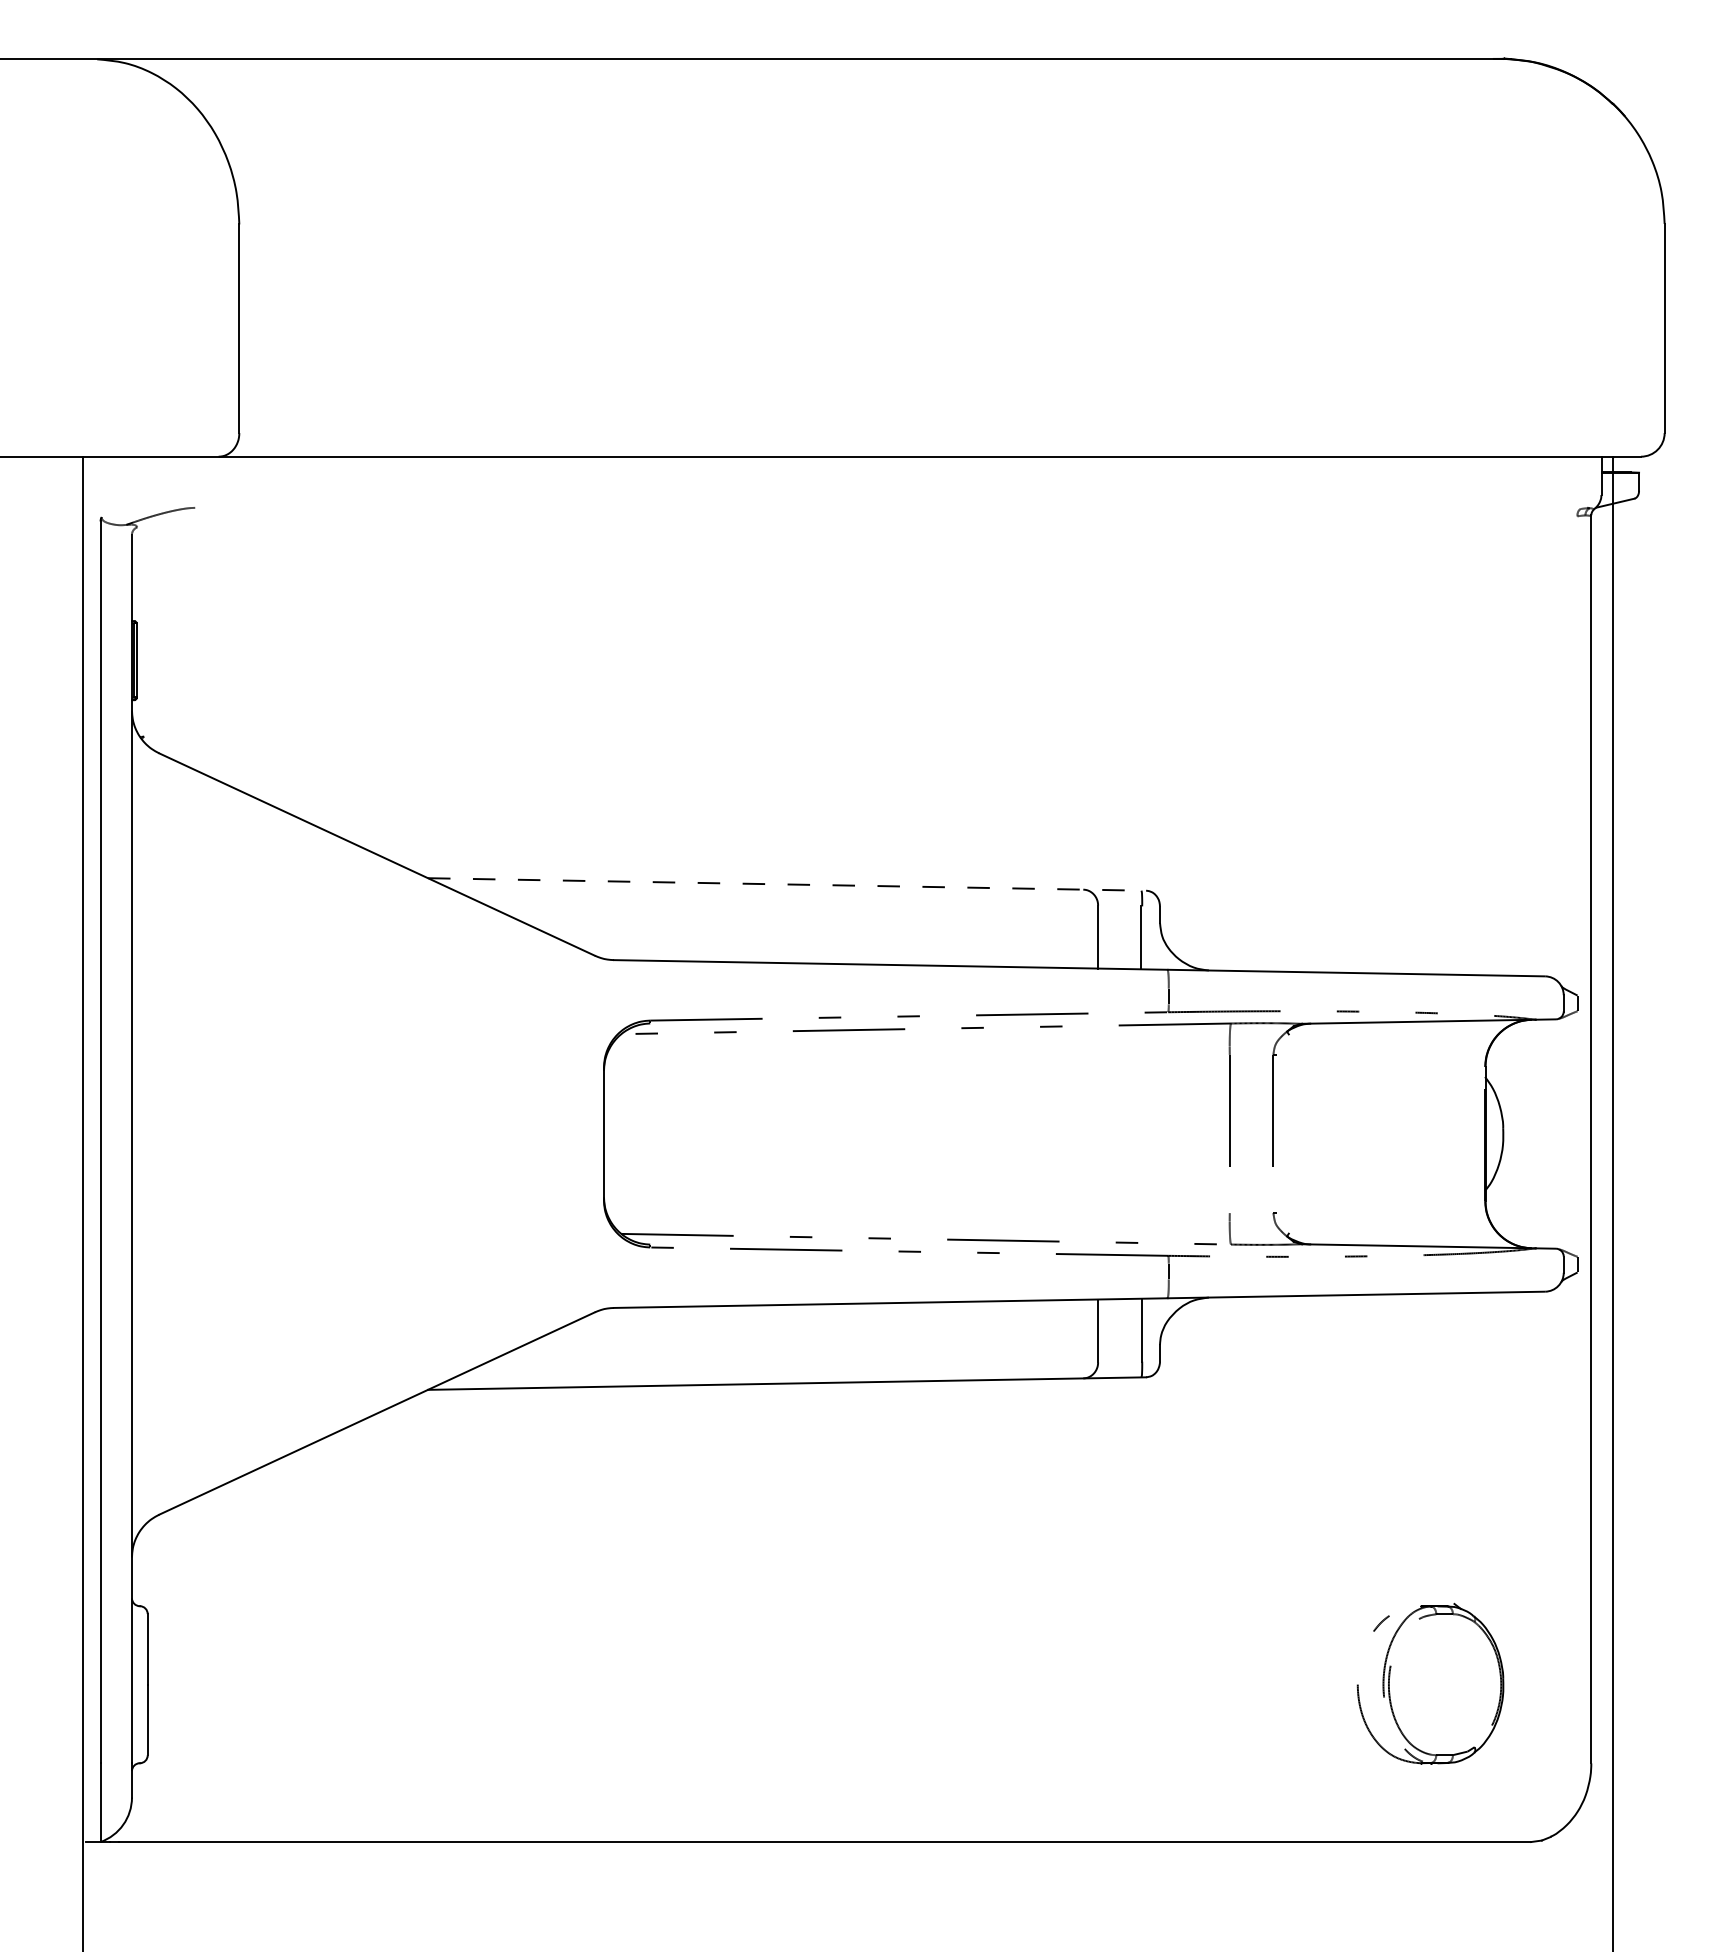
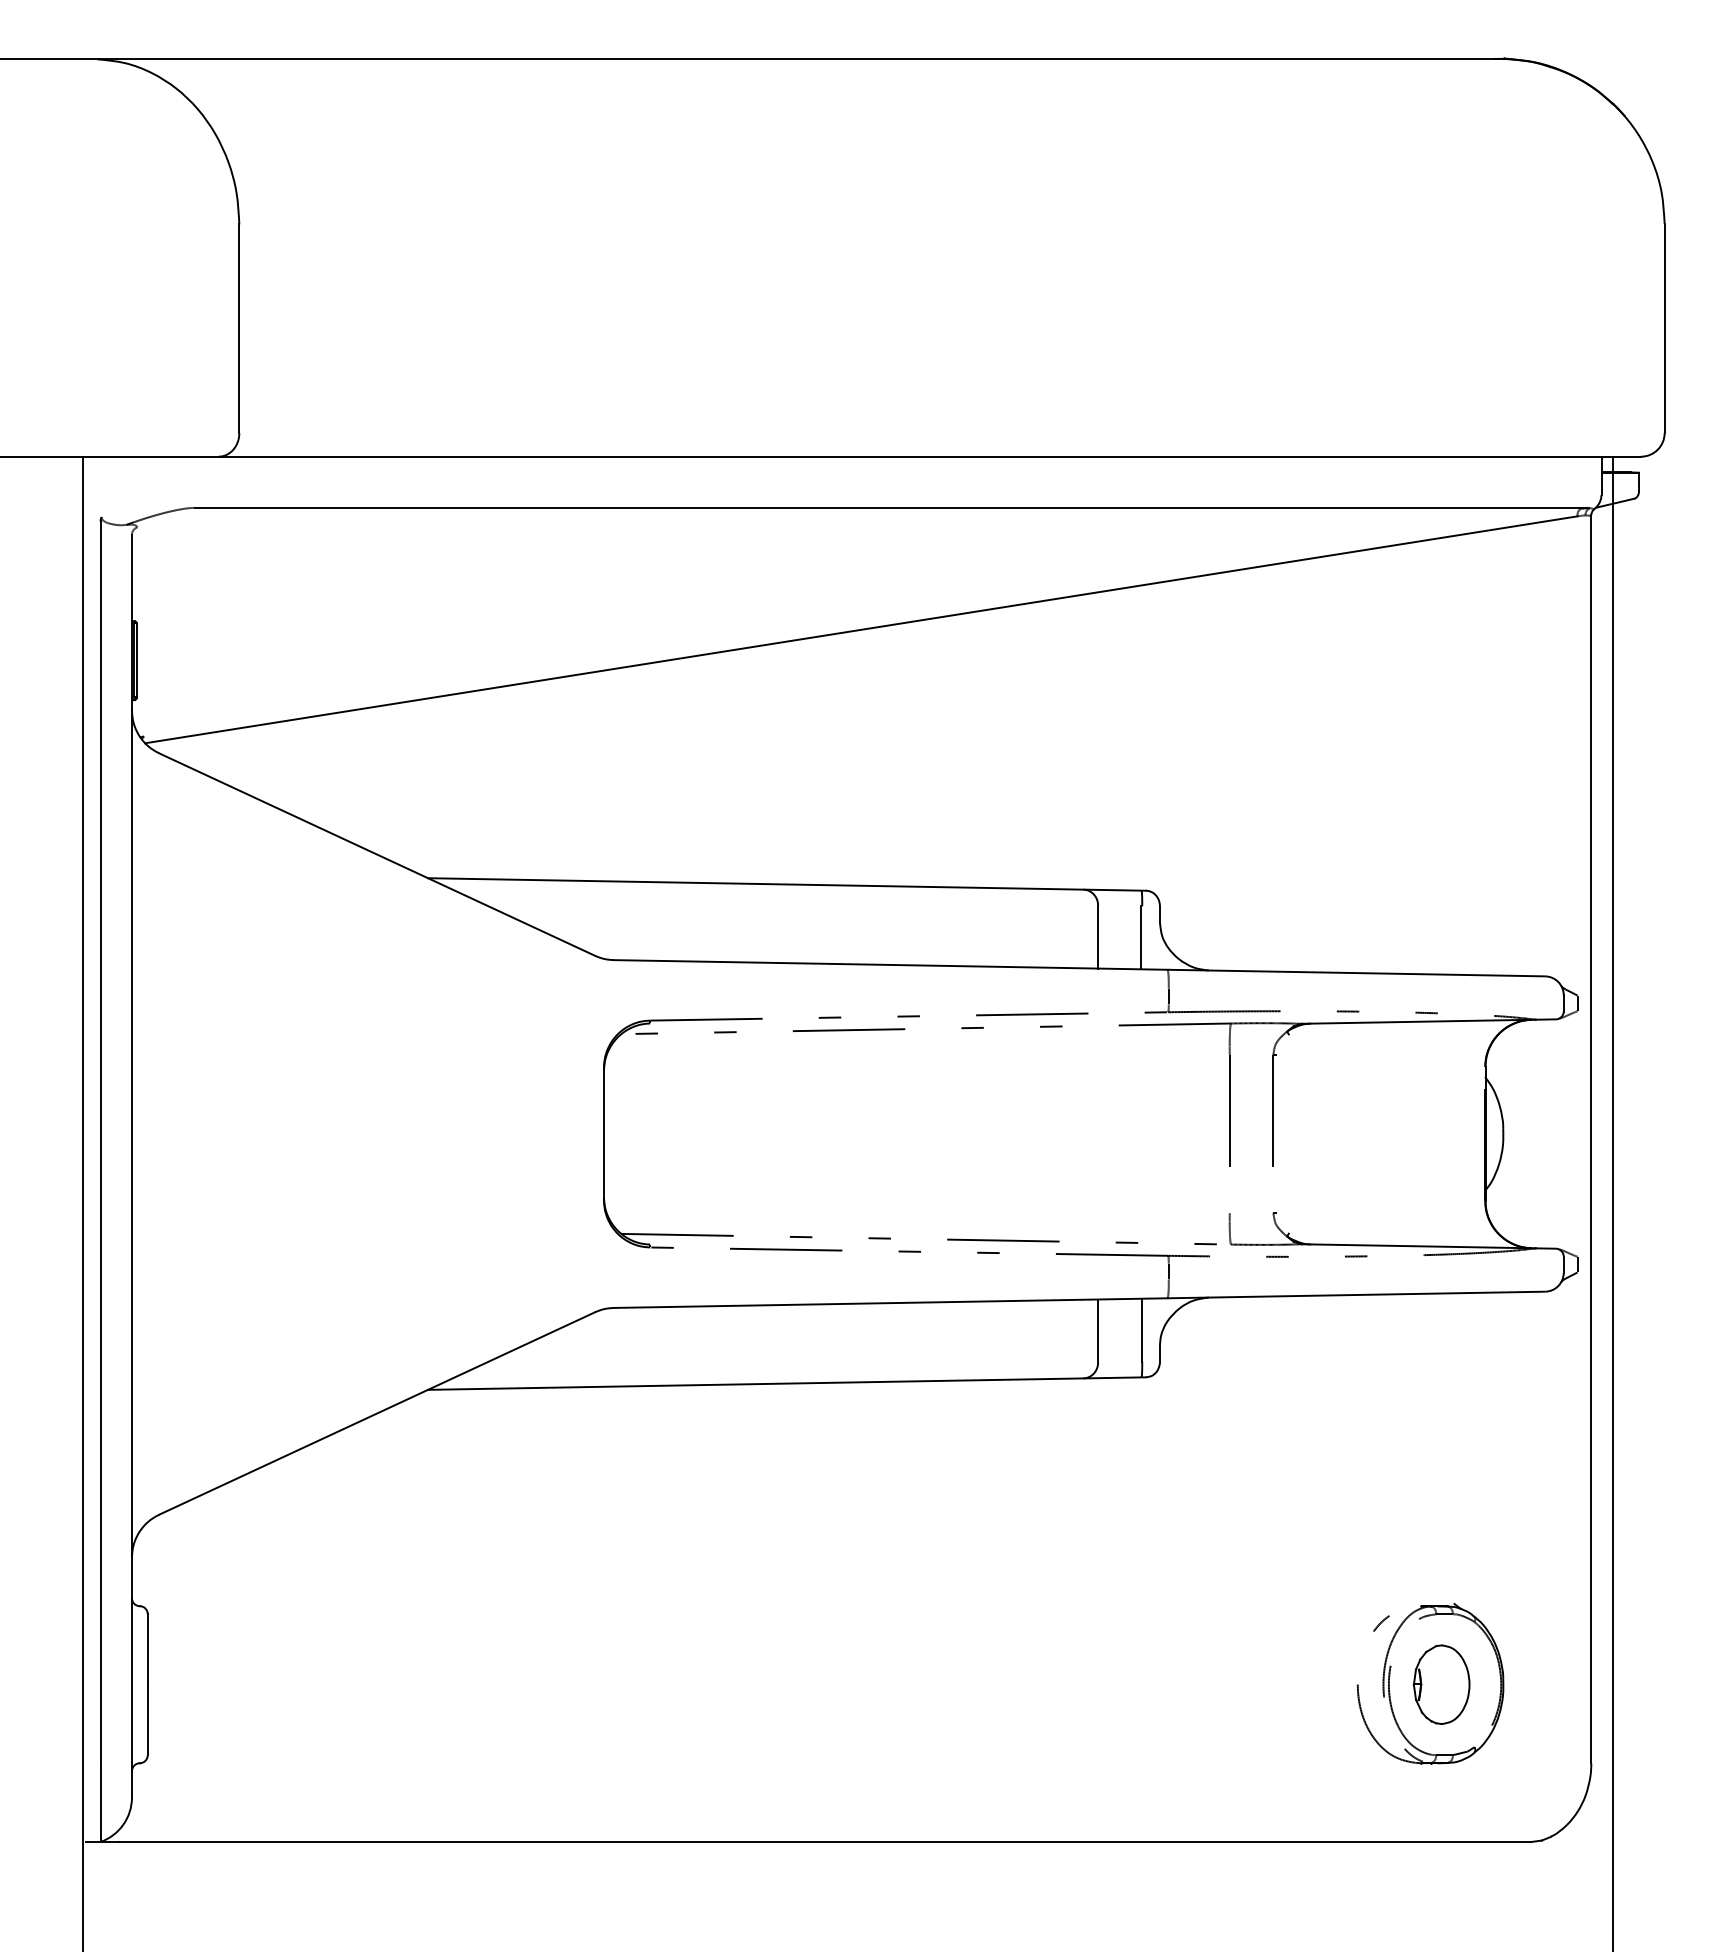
line: none -> present (891, 507)
line: none -> present (861, 629)
line: dashed -> solid (787, 884)
part: none -> present (1441, 1684)
